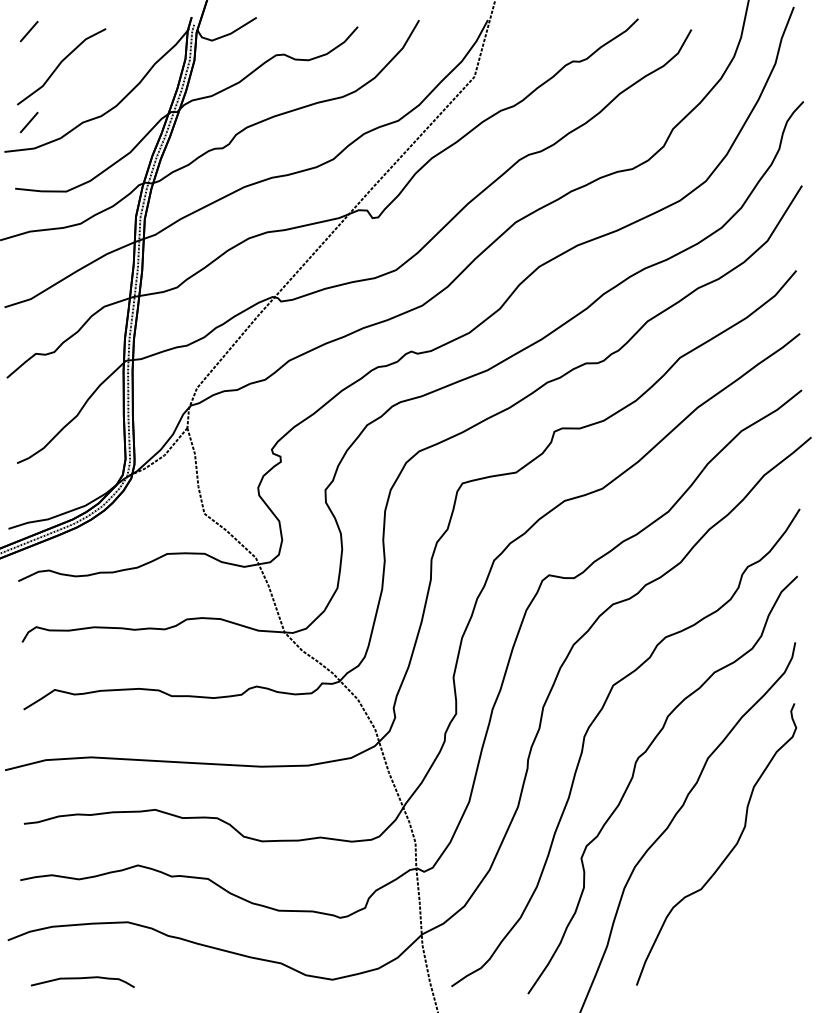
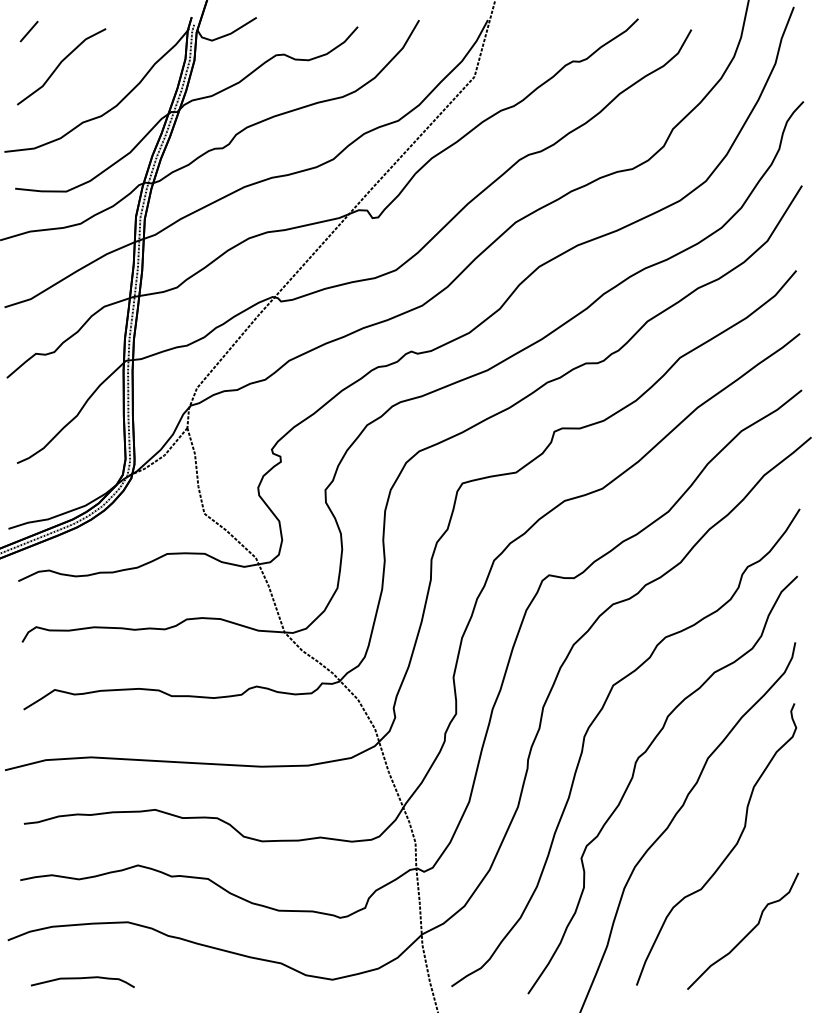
line: present -> none (28, 122)
part: none -> present (743, 930)
